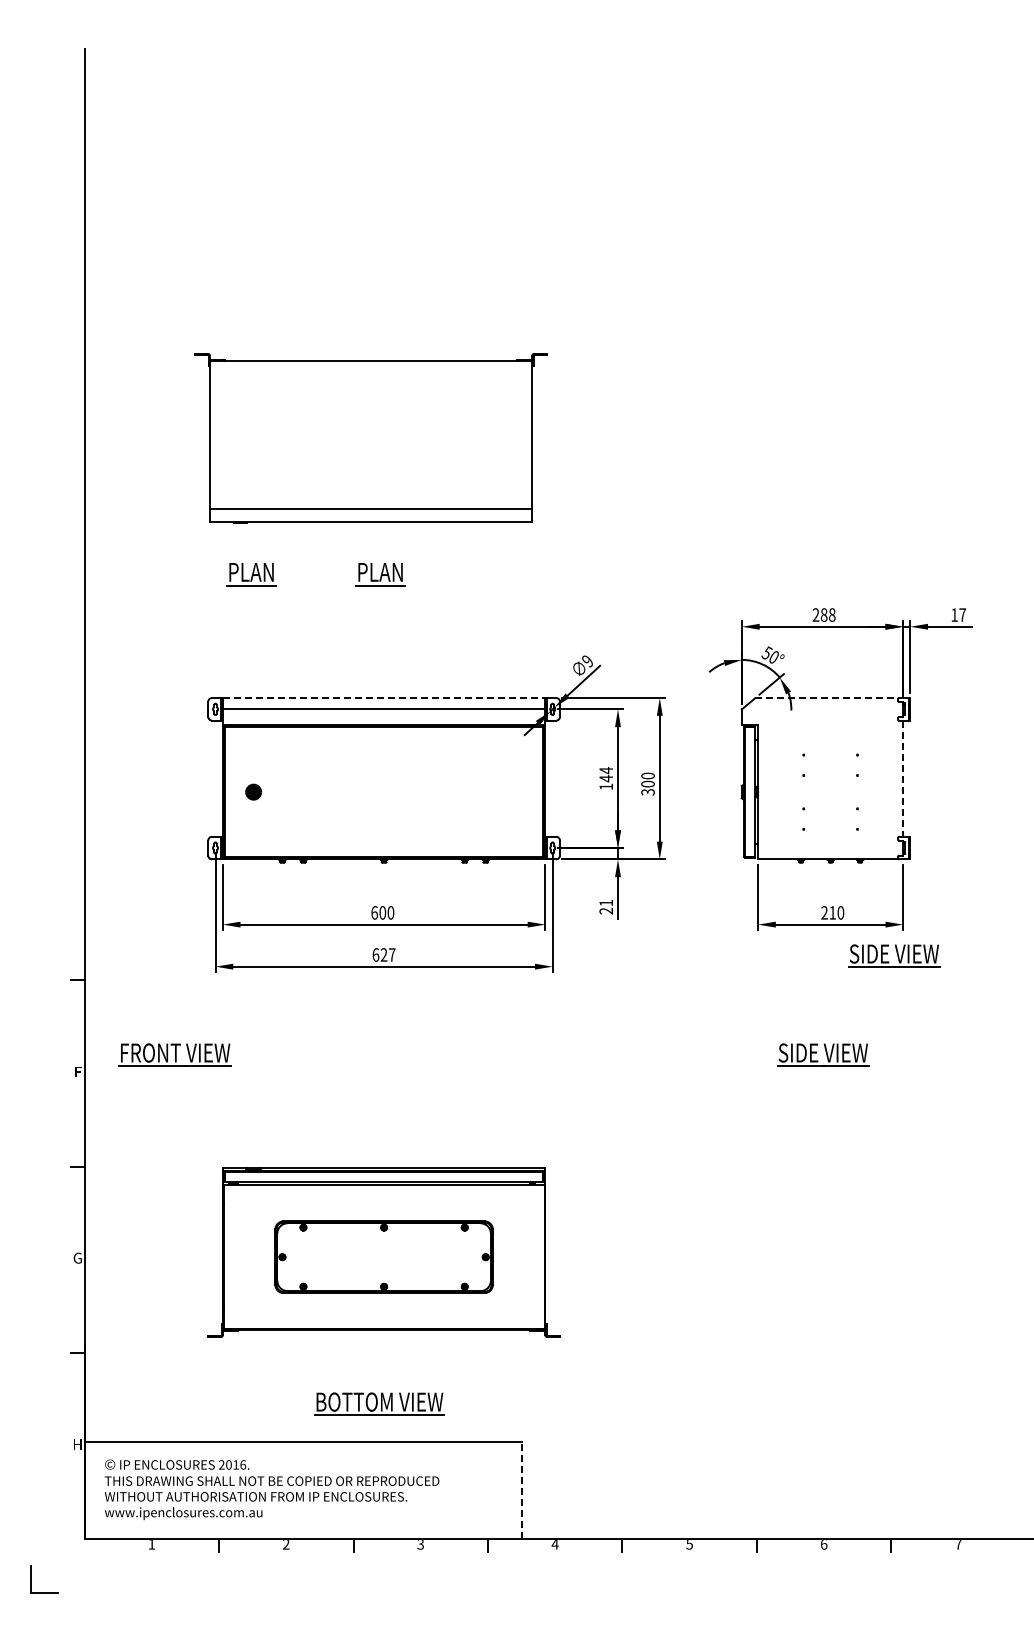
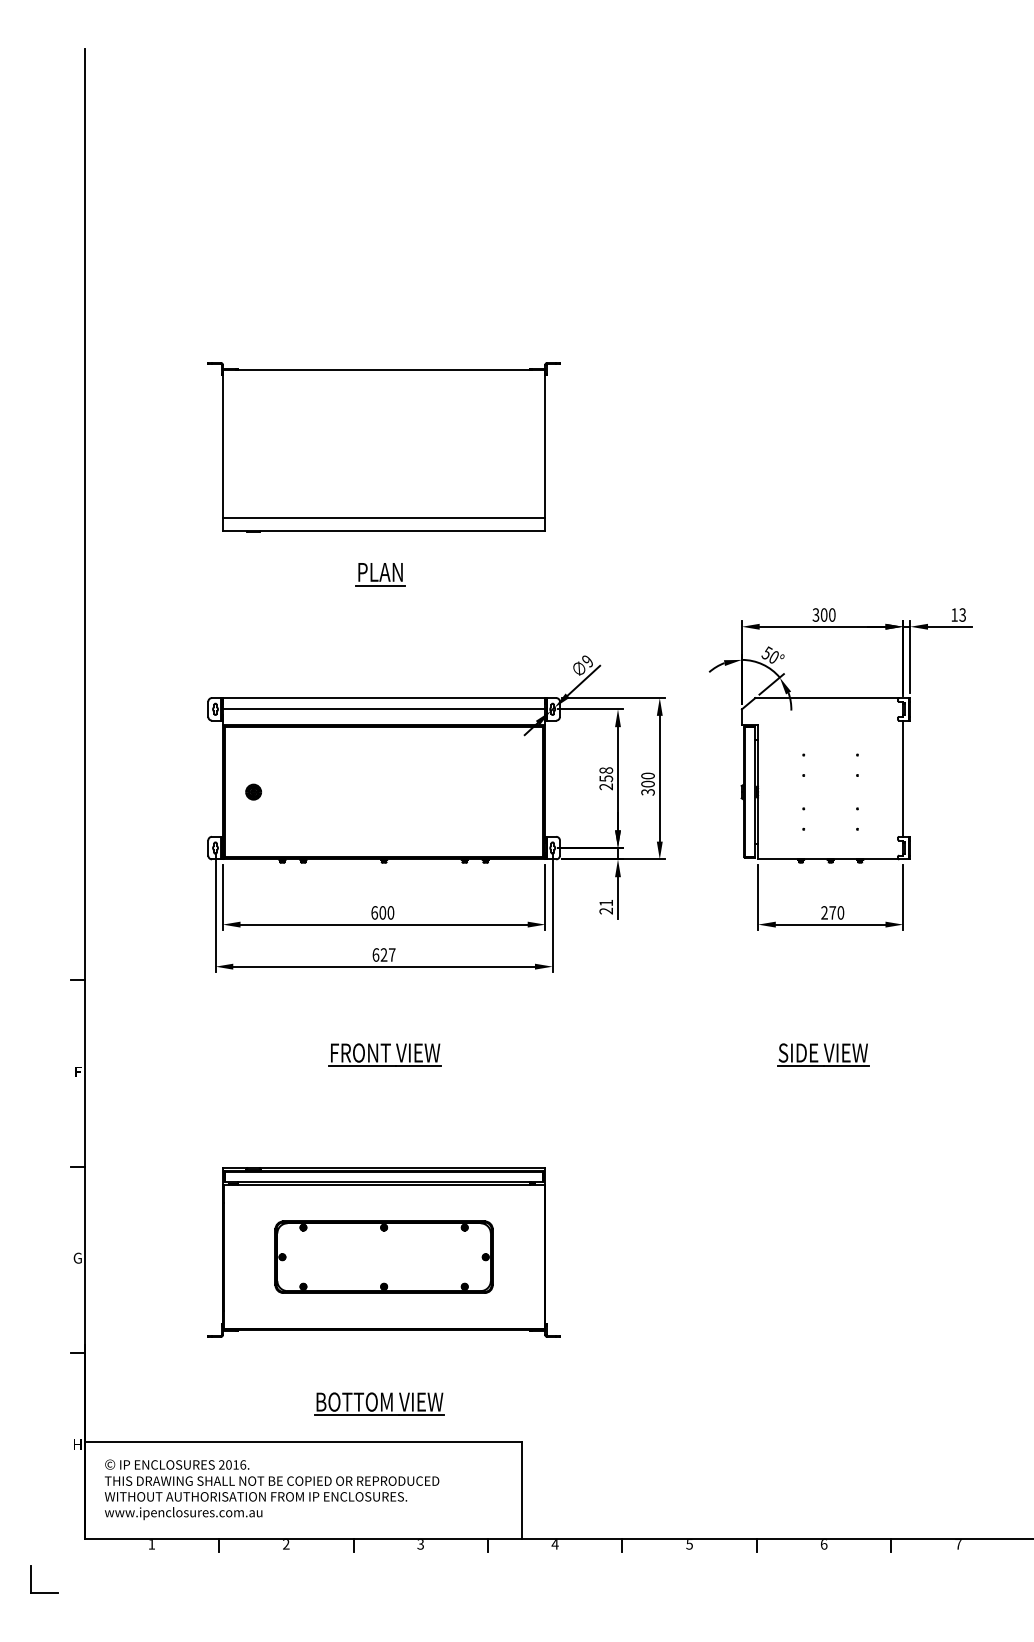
part position: (370, 438) -> (383, 447) (383, 447)
part: present -> none (251, 574)
text: 288 -> 300 (823, 614)
text: 17 -> 13 (962, 614)
line: dashed -> solid (384, 698)
line: dashed -> solid (827, 698)
text: 144 -> 258 (606, 778)
line: dashed -> solid (903, 779)
text: 210 -> 270 (832, 912)
part: present -> none (894, 955)
part position: (174, 1054) -> (384, 1054) (384, 1054)
line: dashed -> solid (521, 1490)
